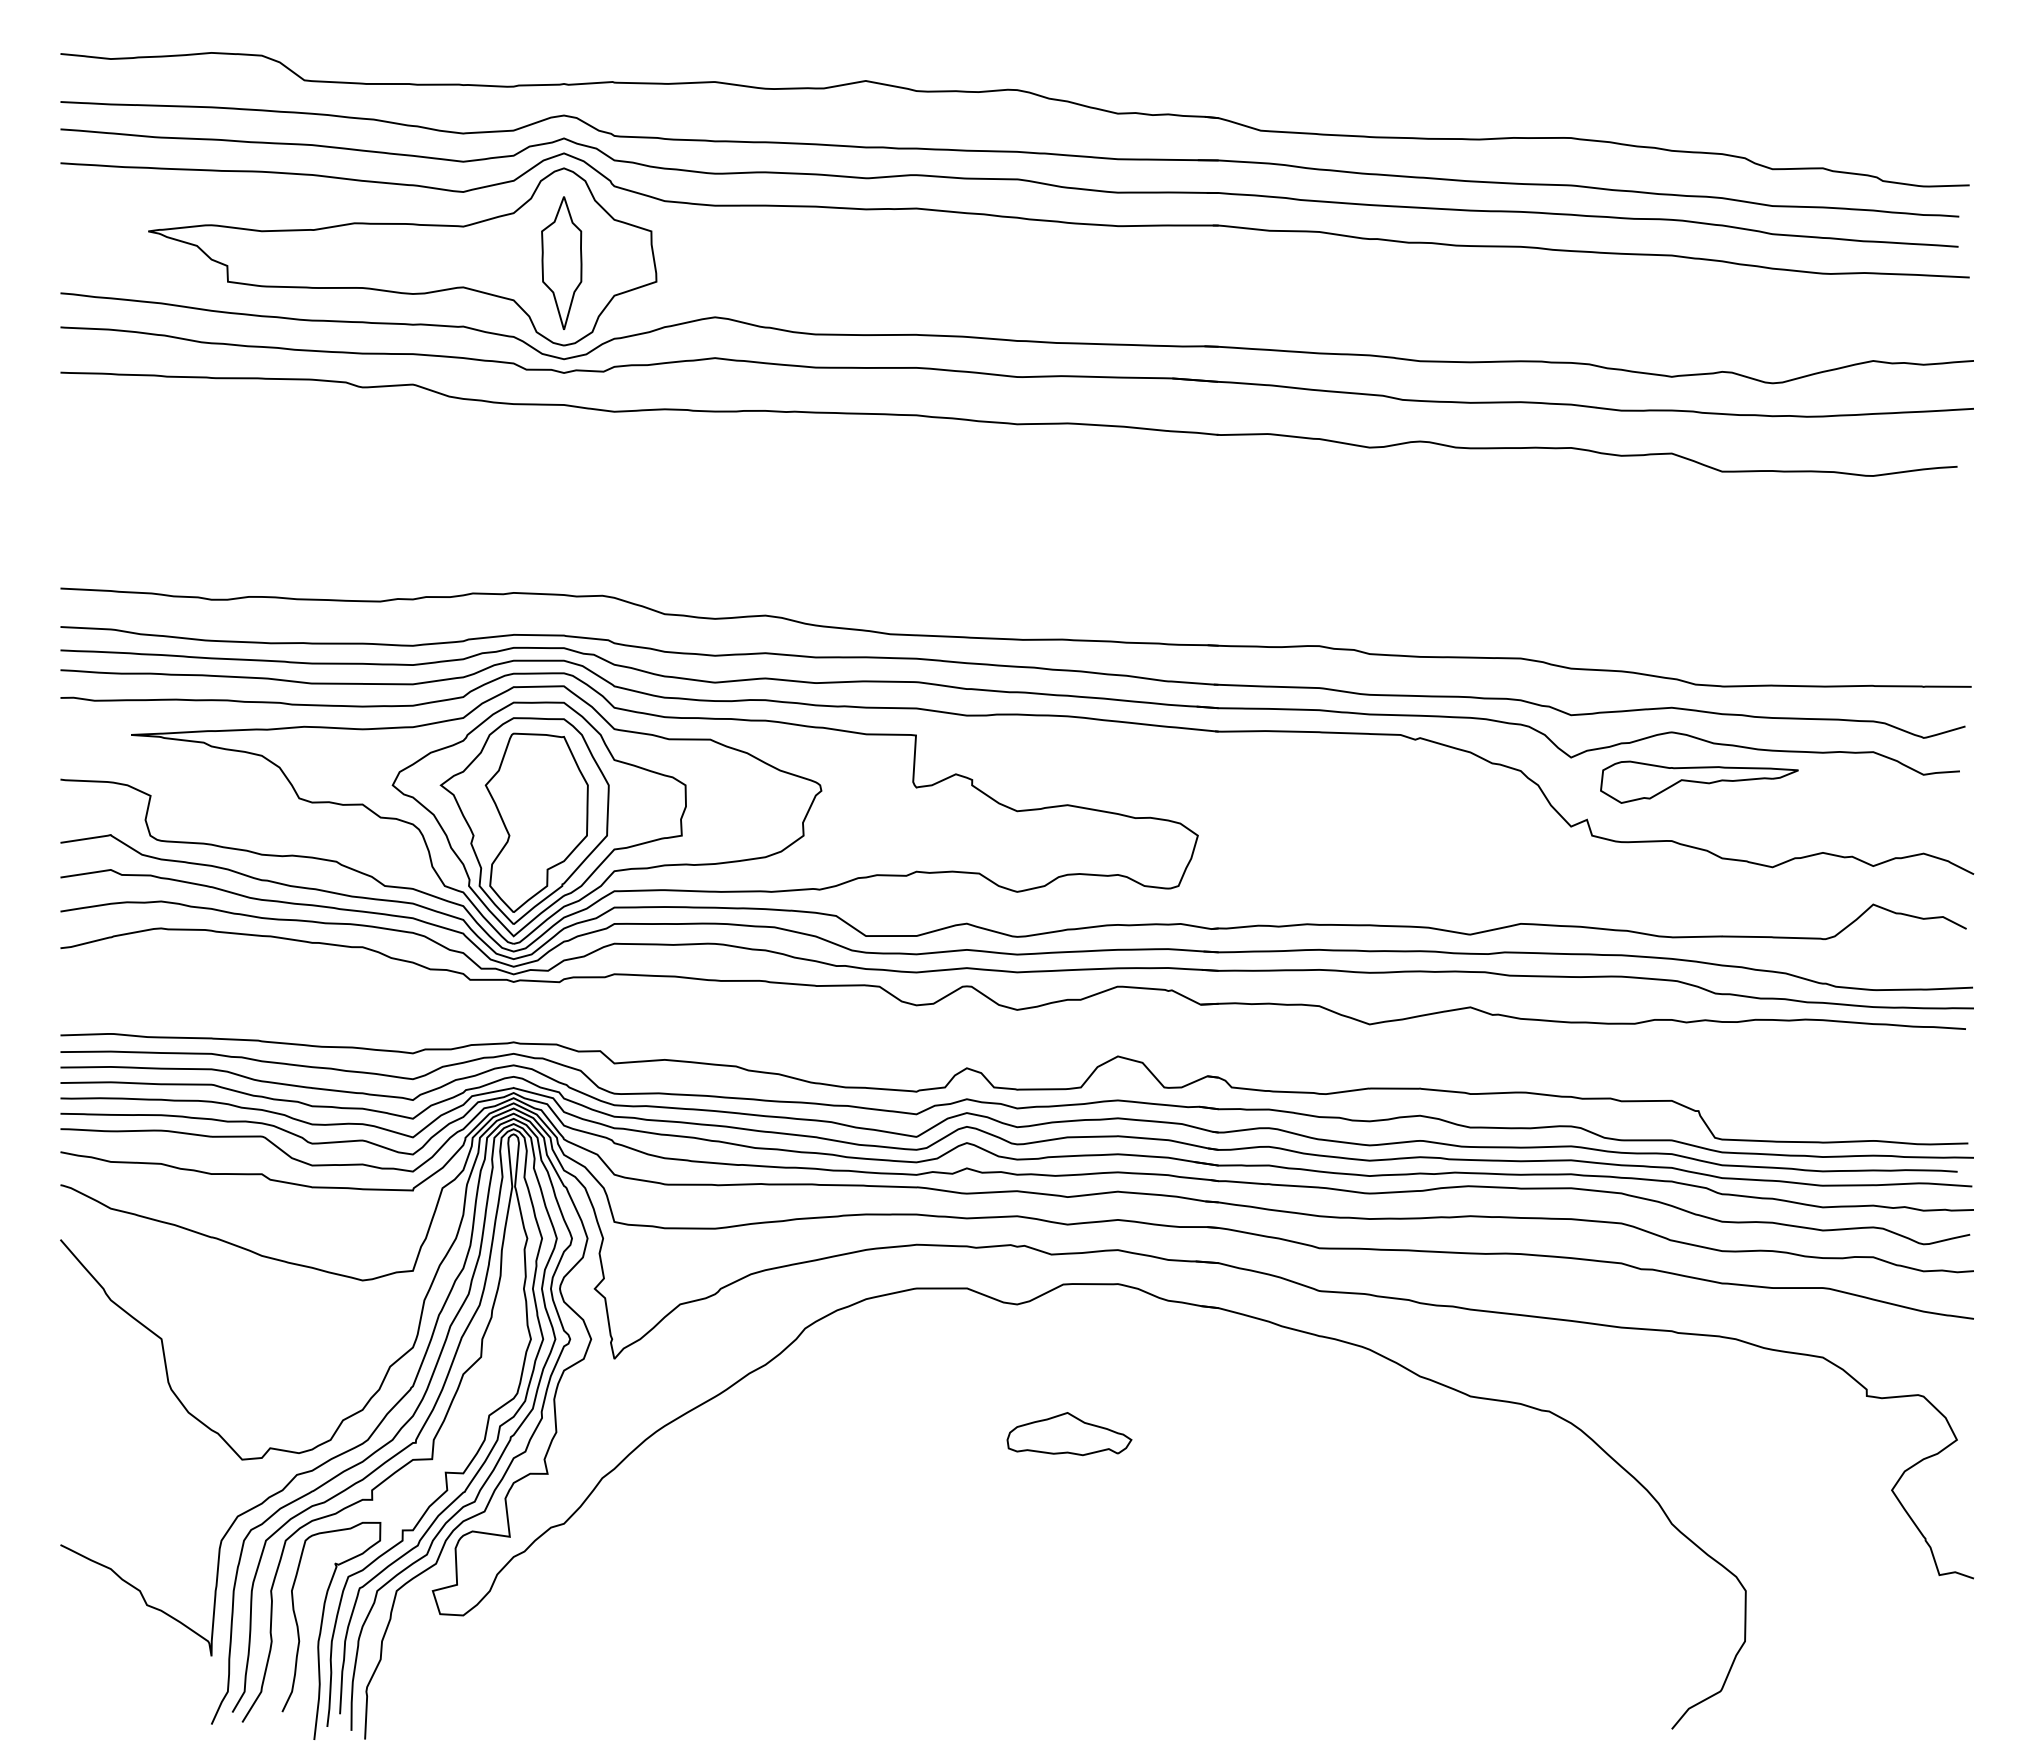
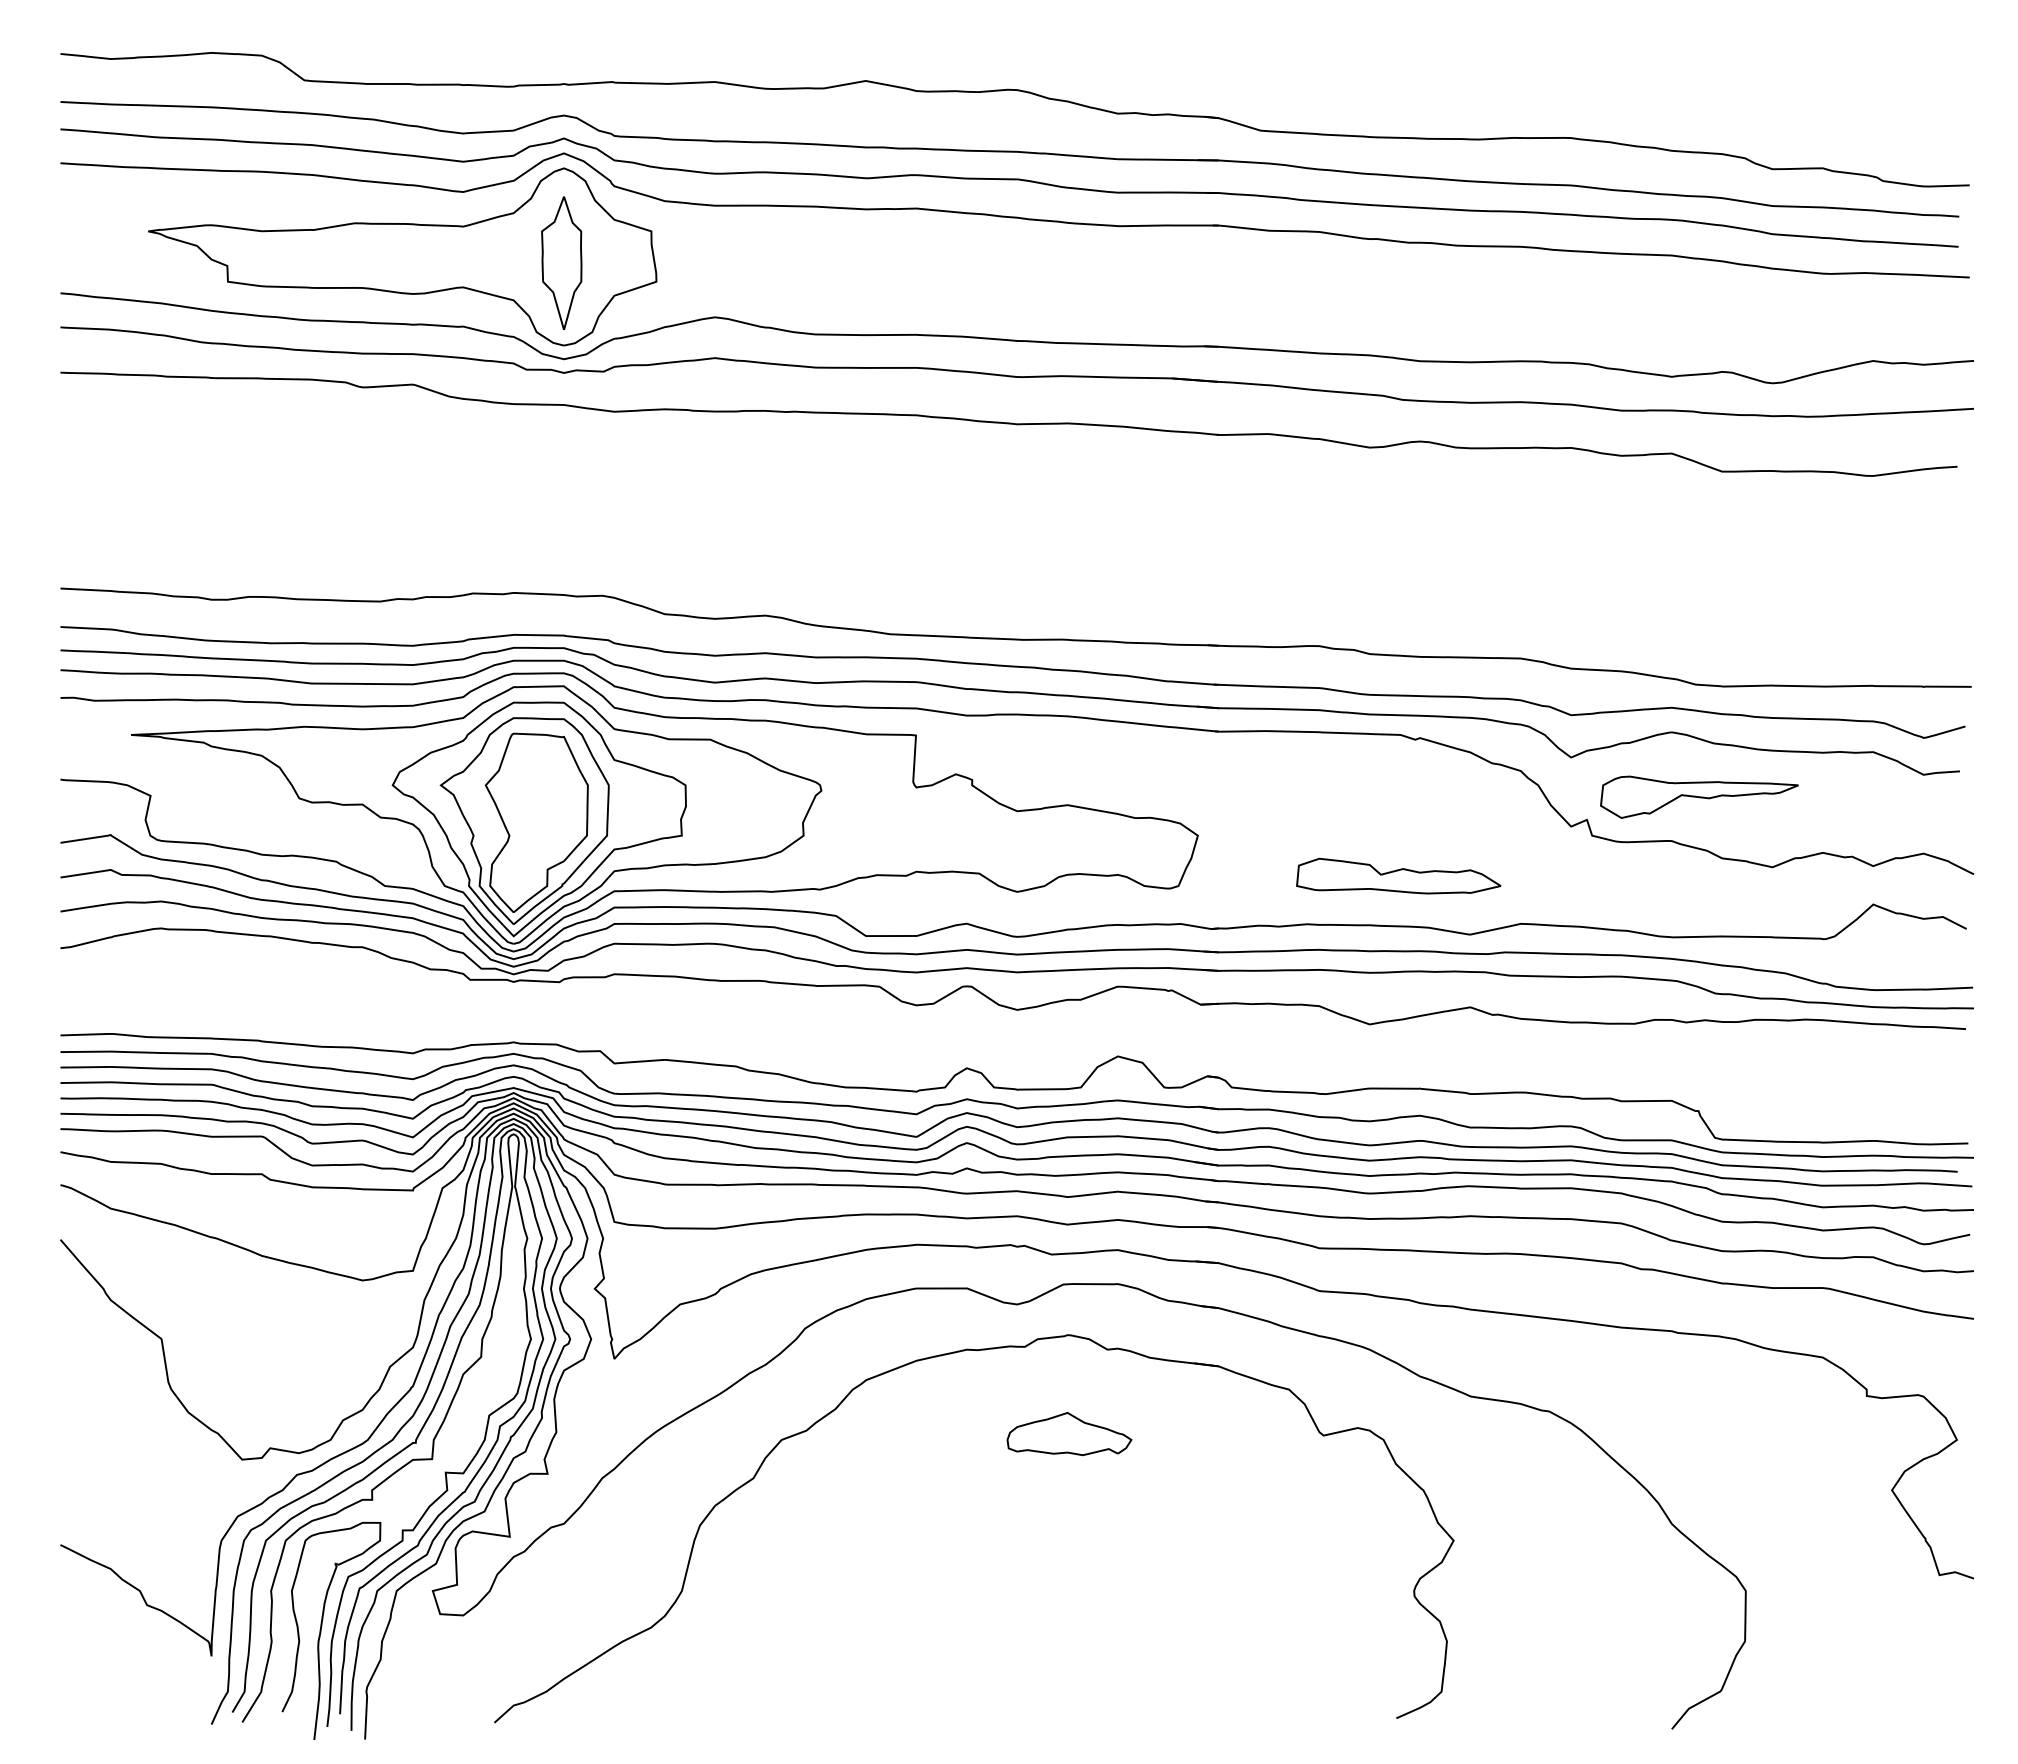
part position: (1699, 781) -> (1699, 796) (1699, 796)
part: none -> present (1398, 875)
part: none -> present (932, 1358)
